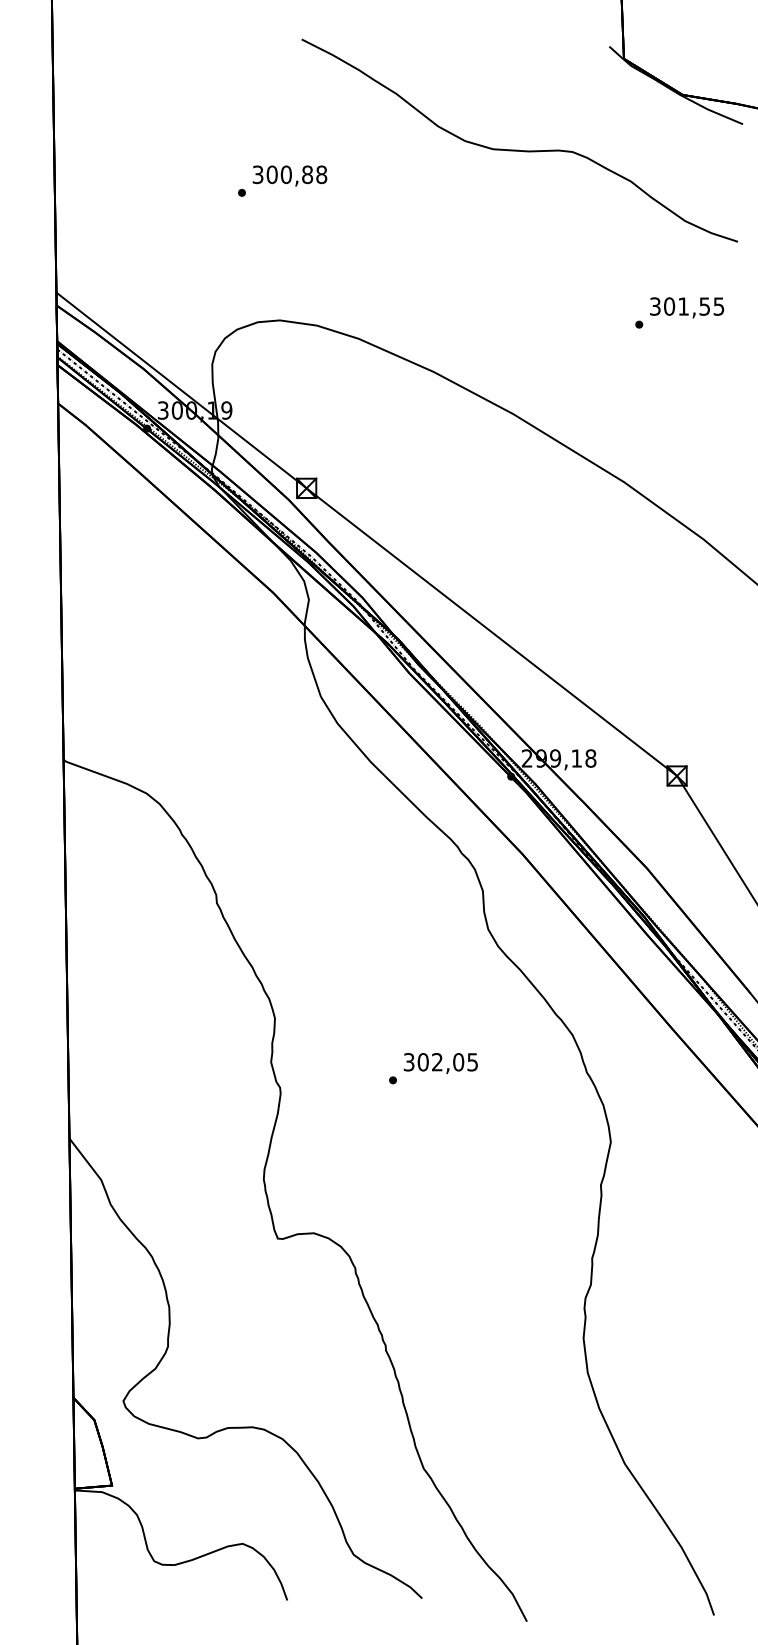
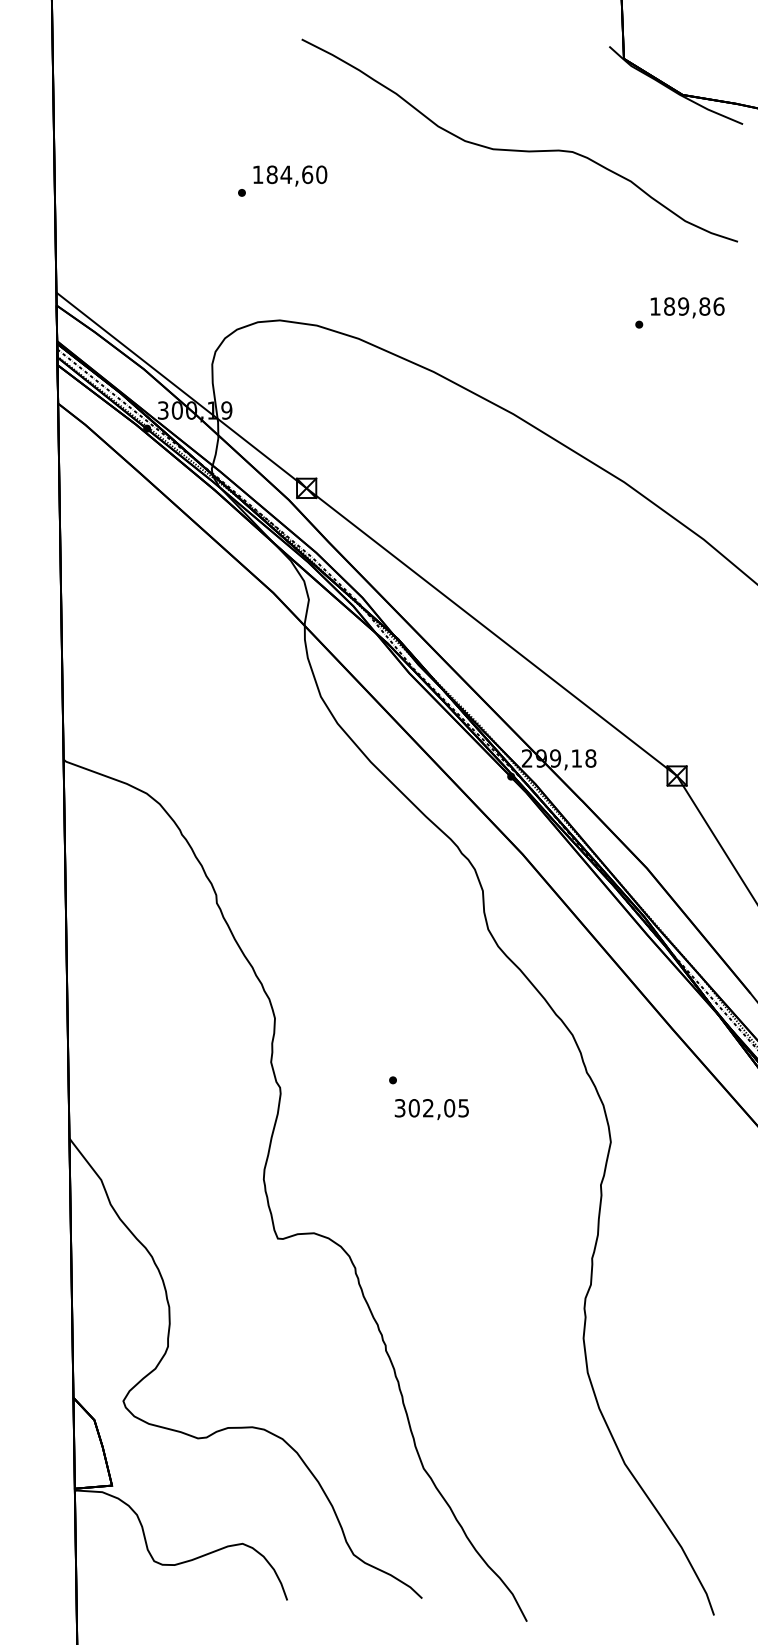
text: 300,88 -> 184,60 (289, 174)
text: 301,55 -> 189,86 (687, 306)
text position: (440, 1063) -> (431, 1109) (431, 1109)
